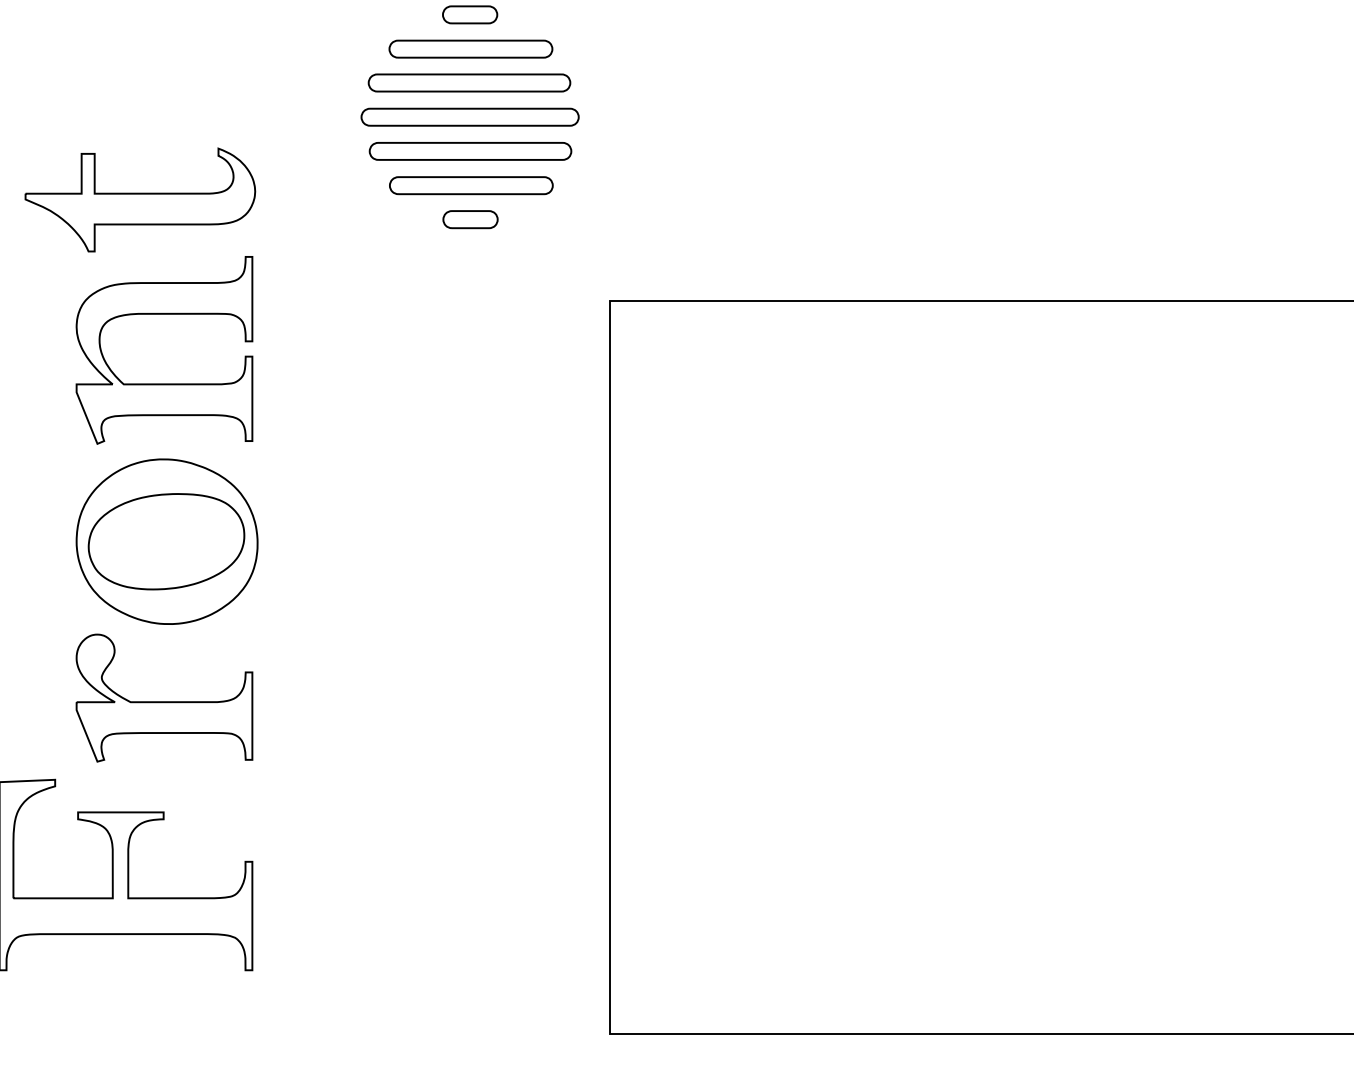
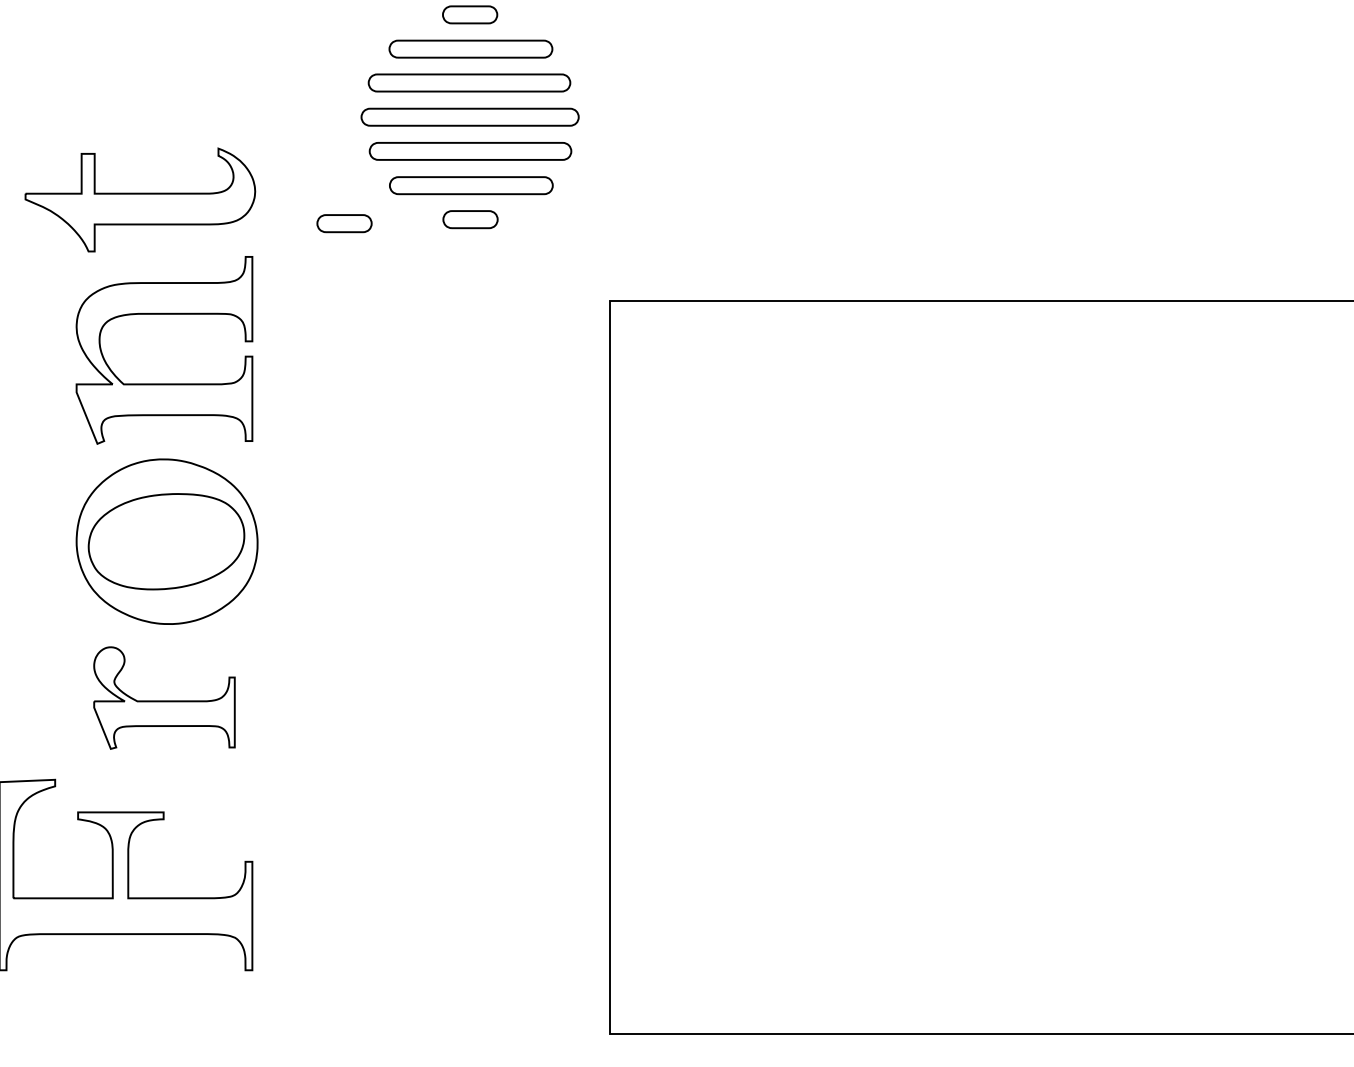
part: none -> present (344, 223)
part size: 179x130 px -> 143x104 px (164, 697)
